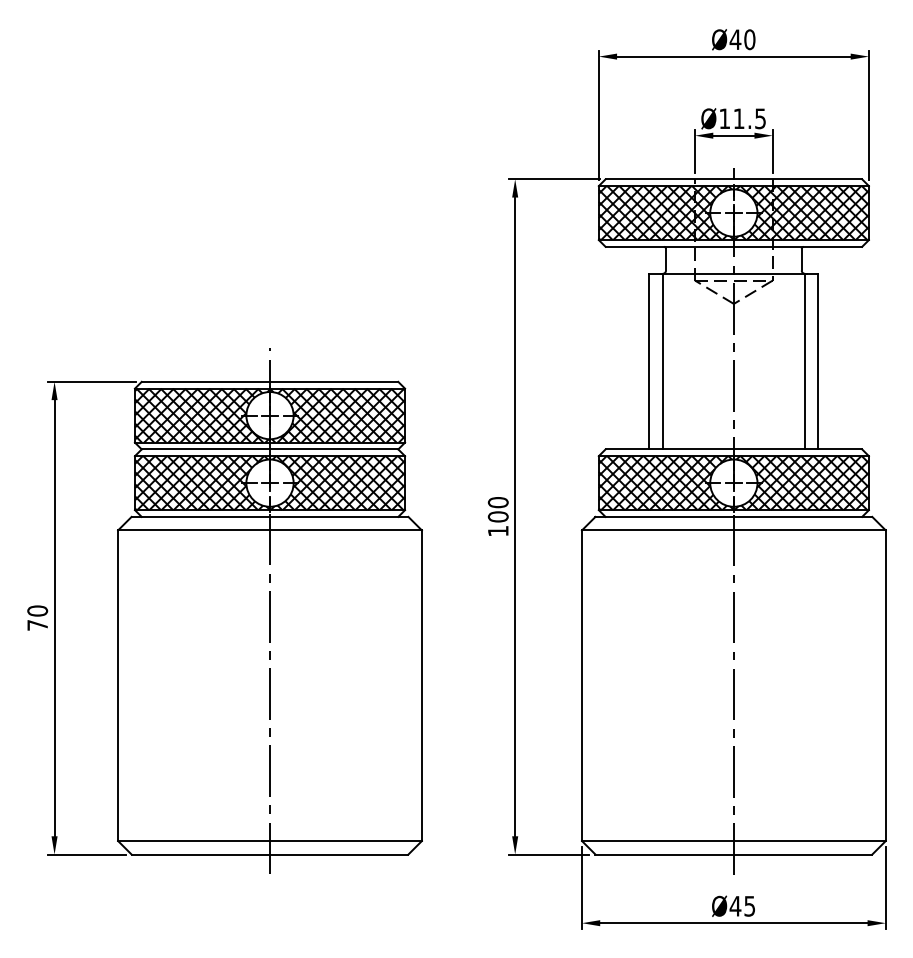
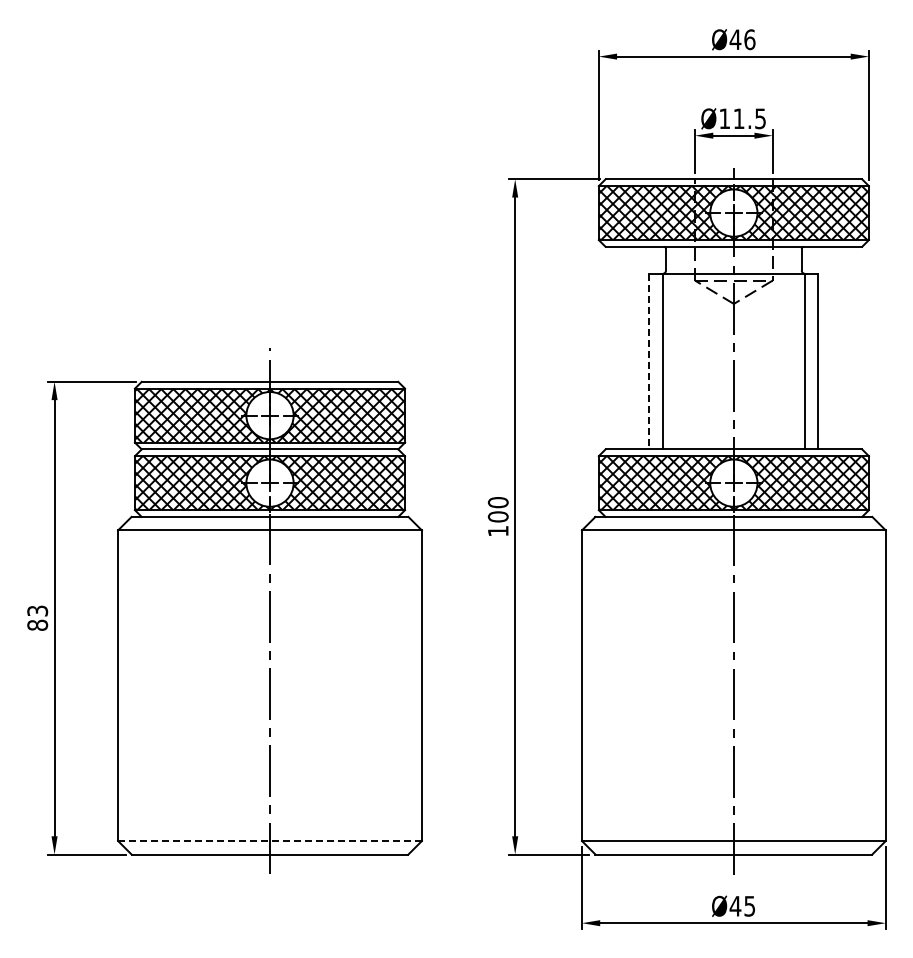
text: Ø40 -> Ø46 (749, 39)
line: solid -> dashed (649, 361)
text: 70 -> 83 (37, 617)
line: solid -> dashed (270, 841)
